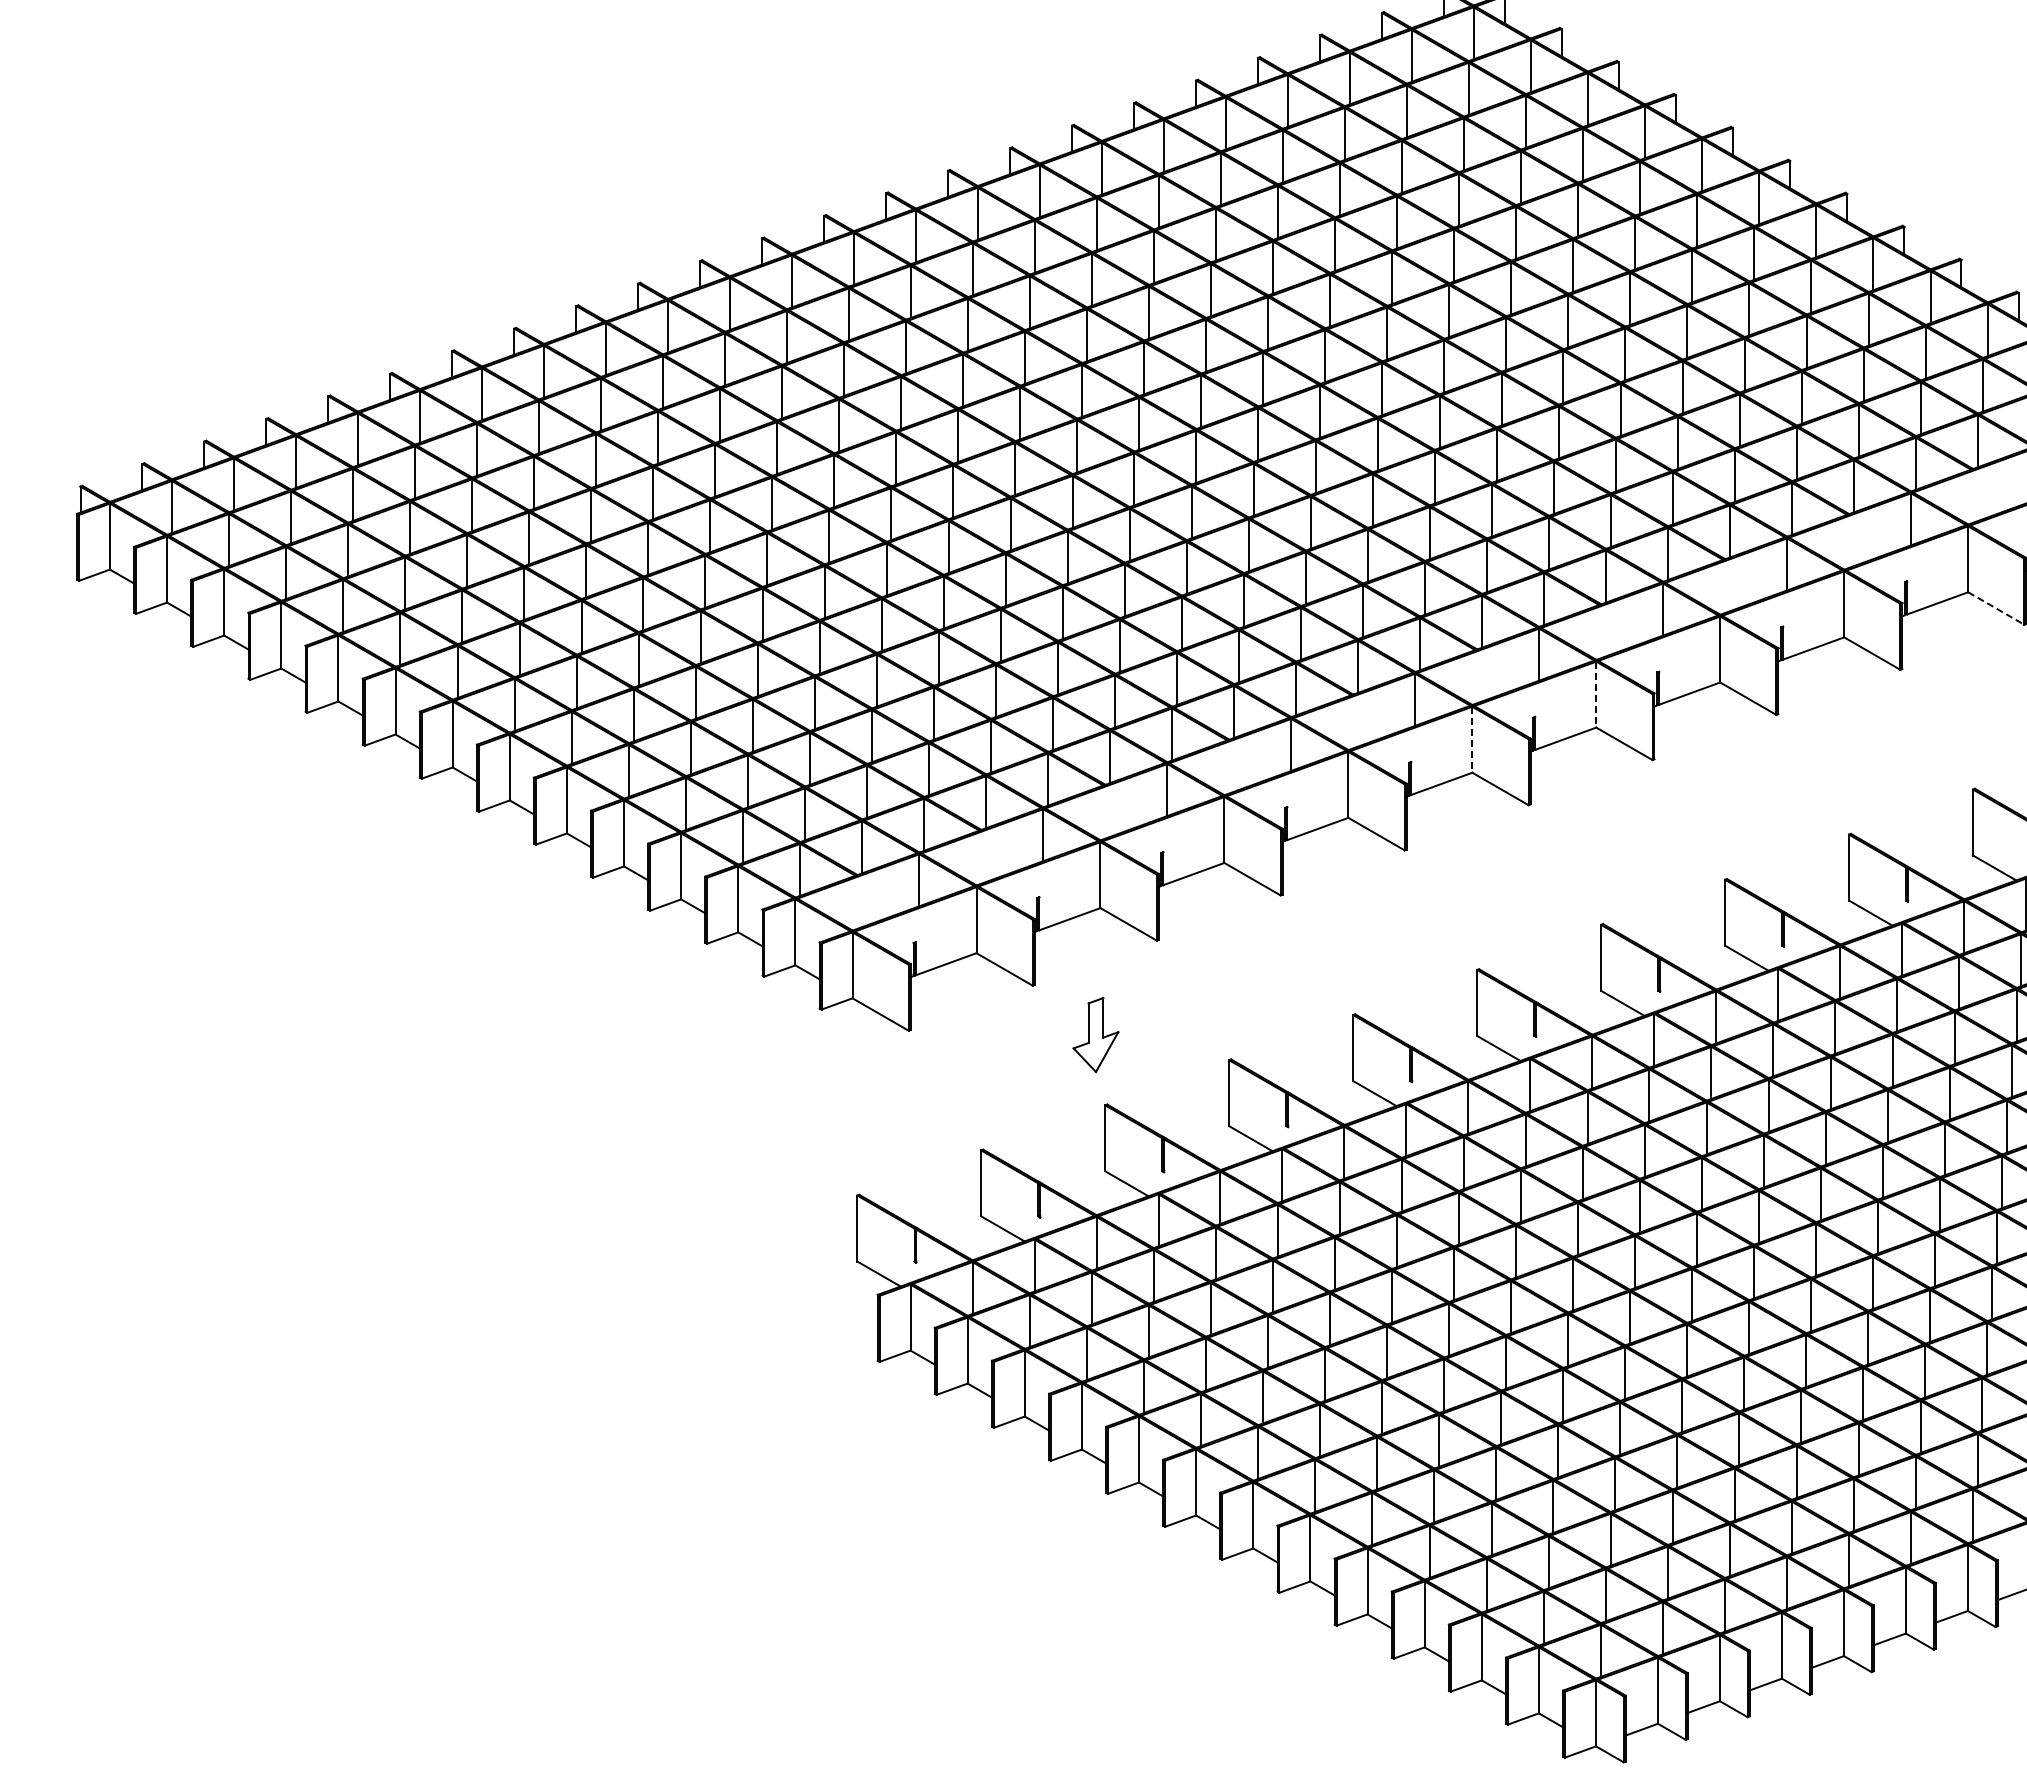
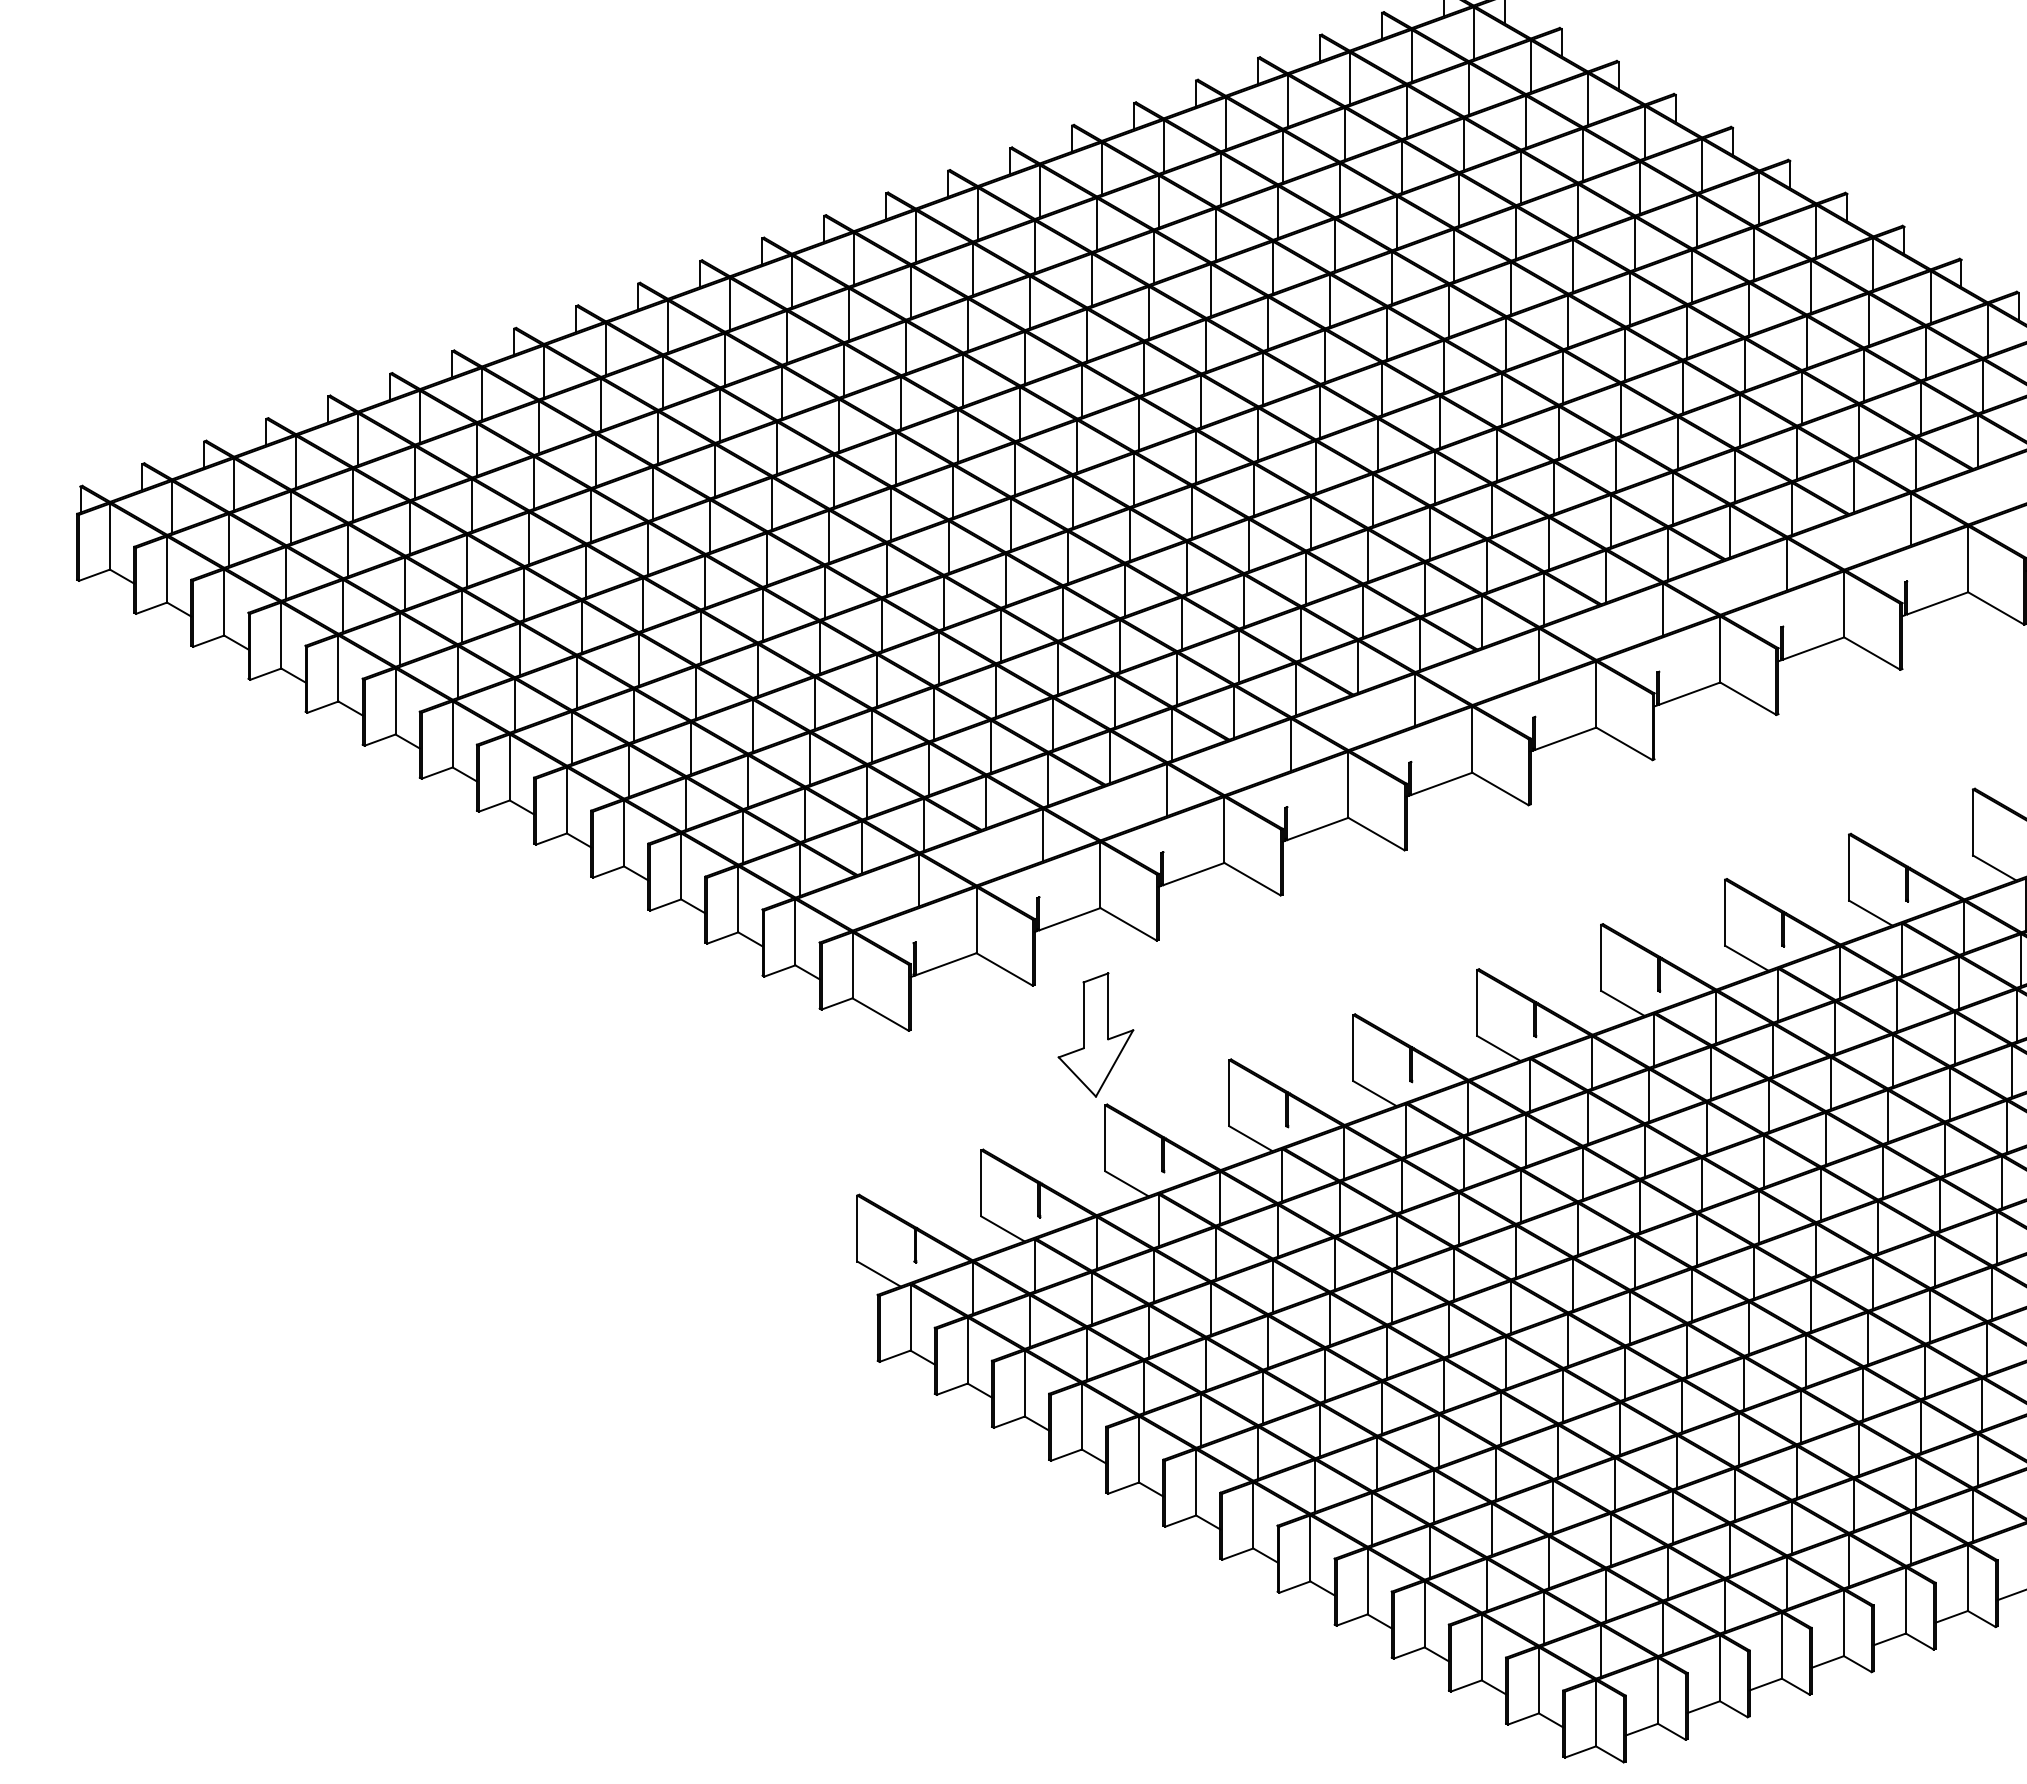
line: dashed -> solid (1996, 608)
line: dashed -> solid (1596, 694)
line: dashed -> solid (1472, 739)
part size: 48x77 px -> 78x126 px (1095, 1034)
